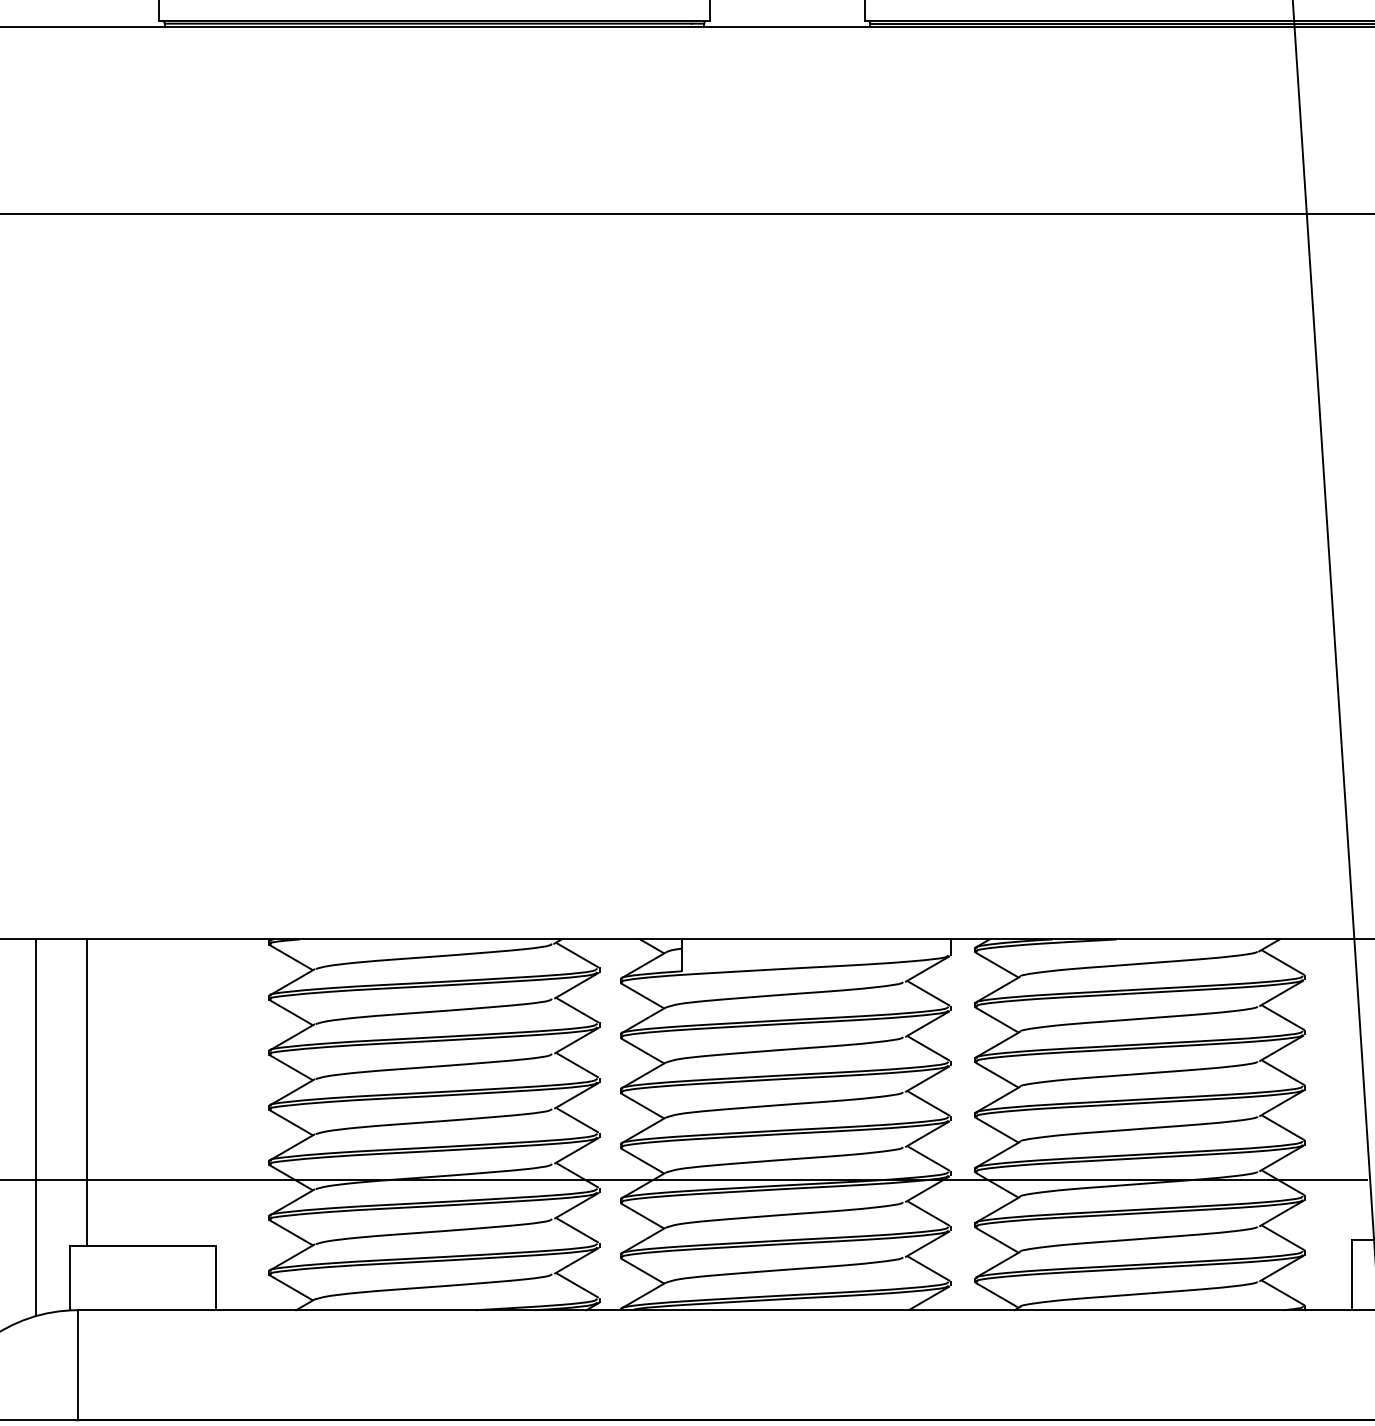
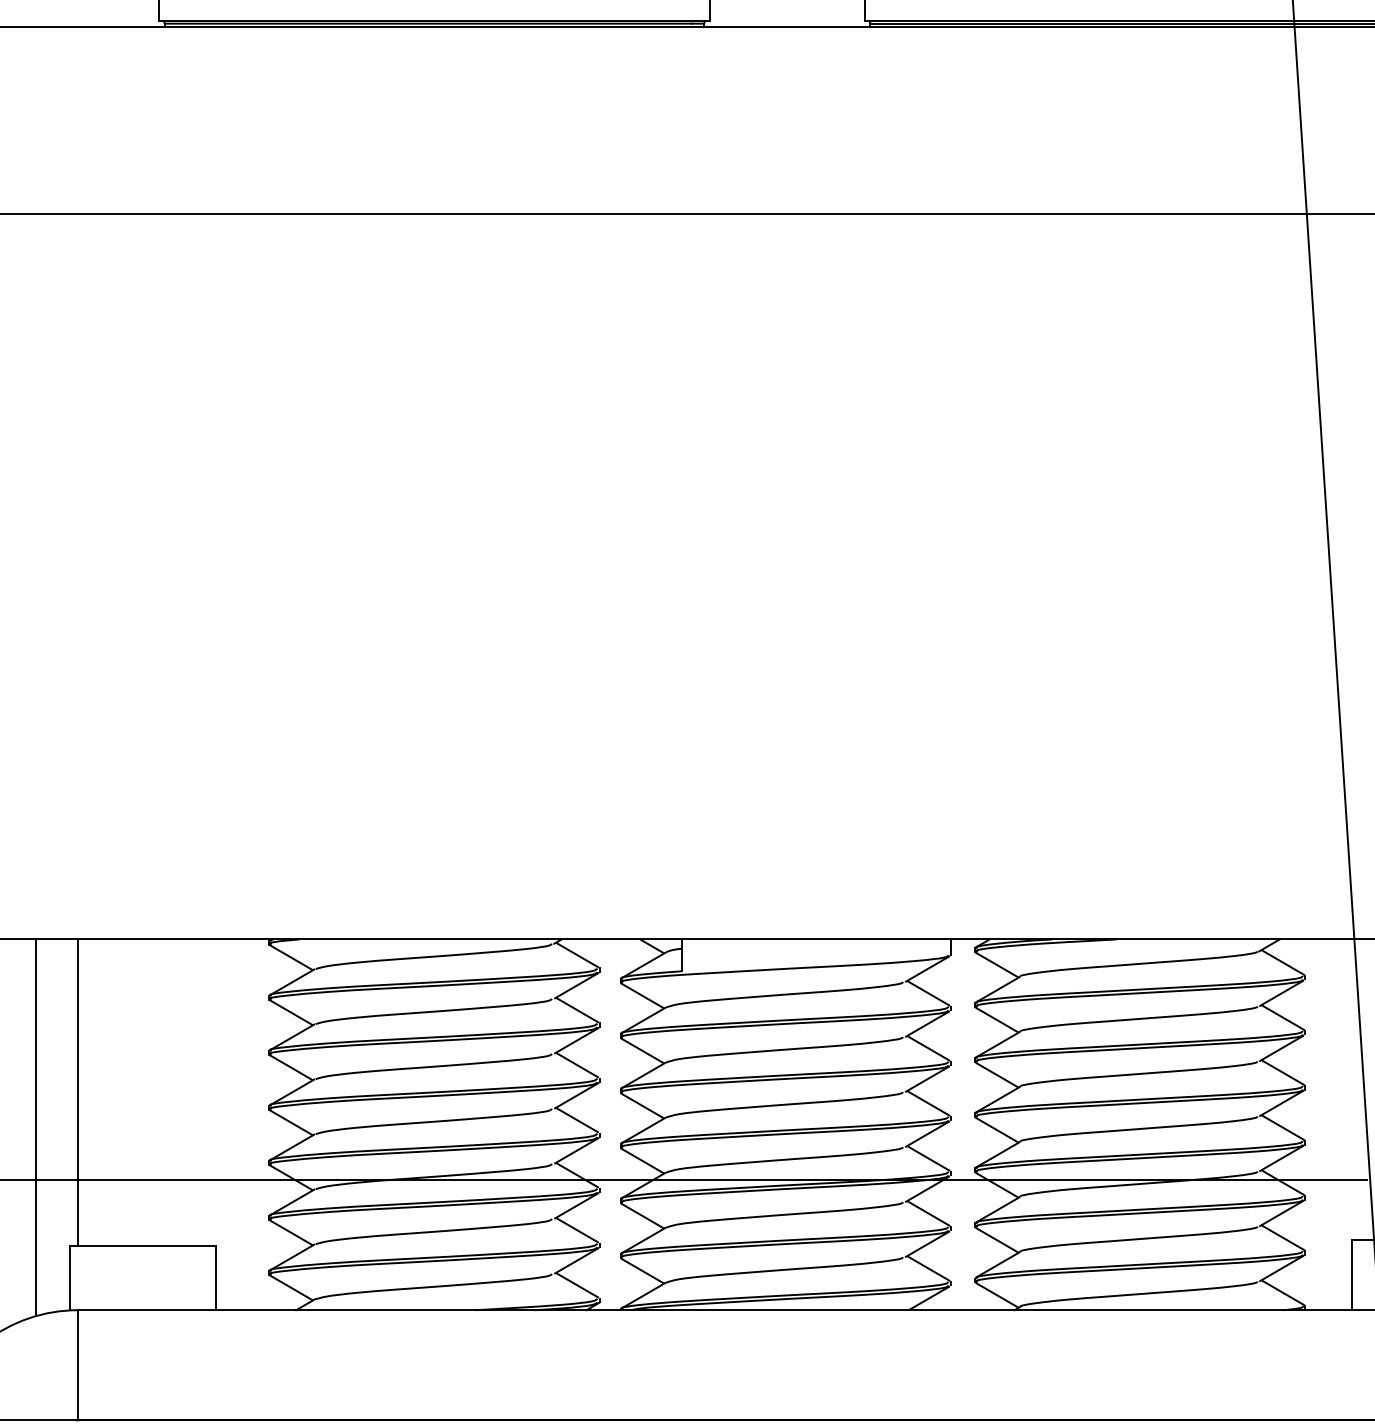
line position: (87, 1092) -> (78, 1092) (78, 1092)
